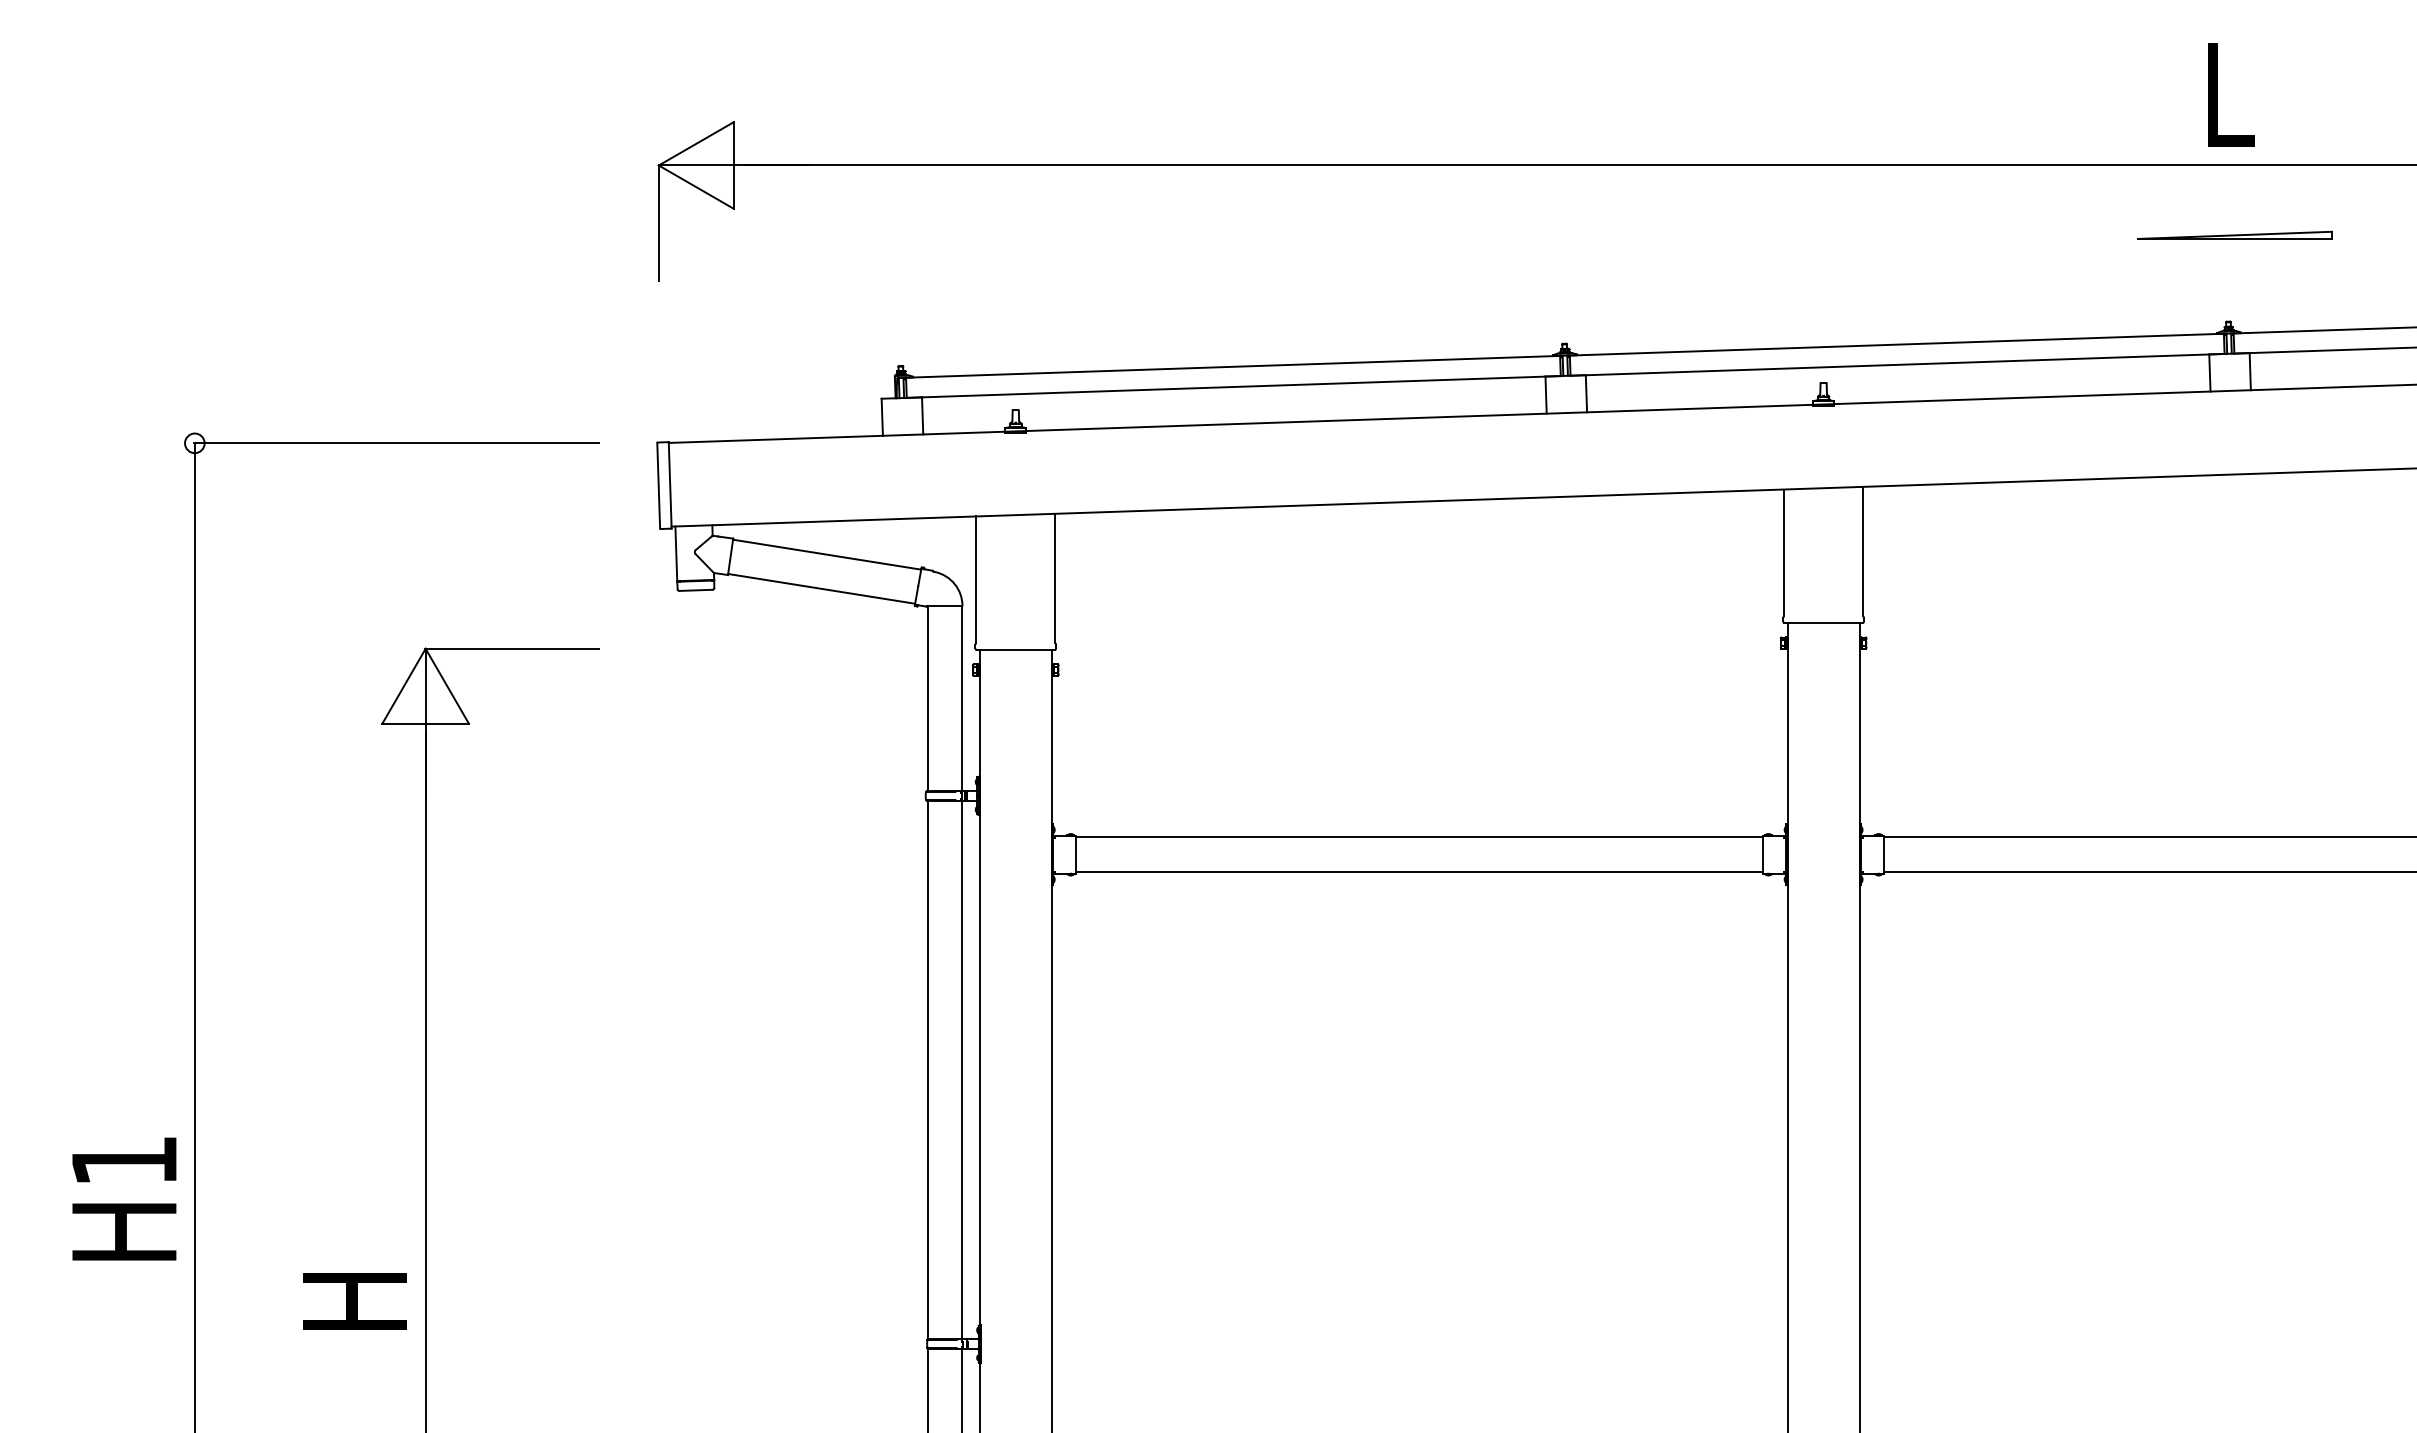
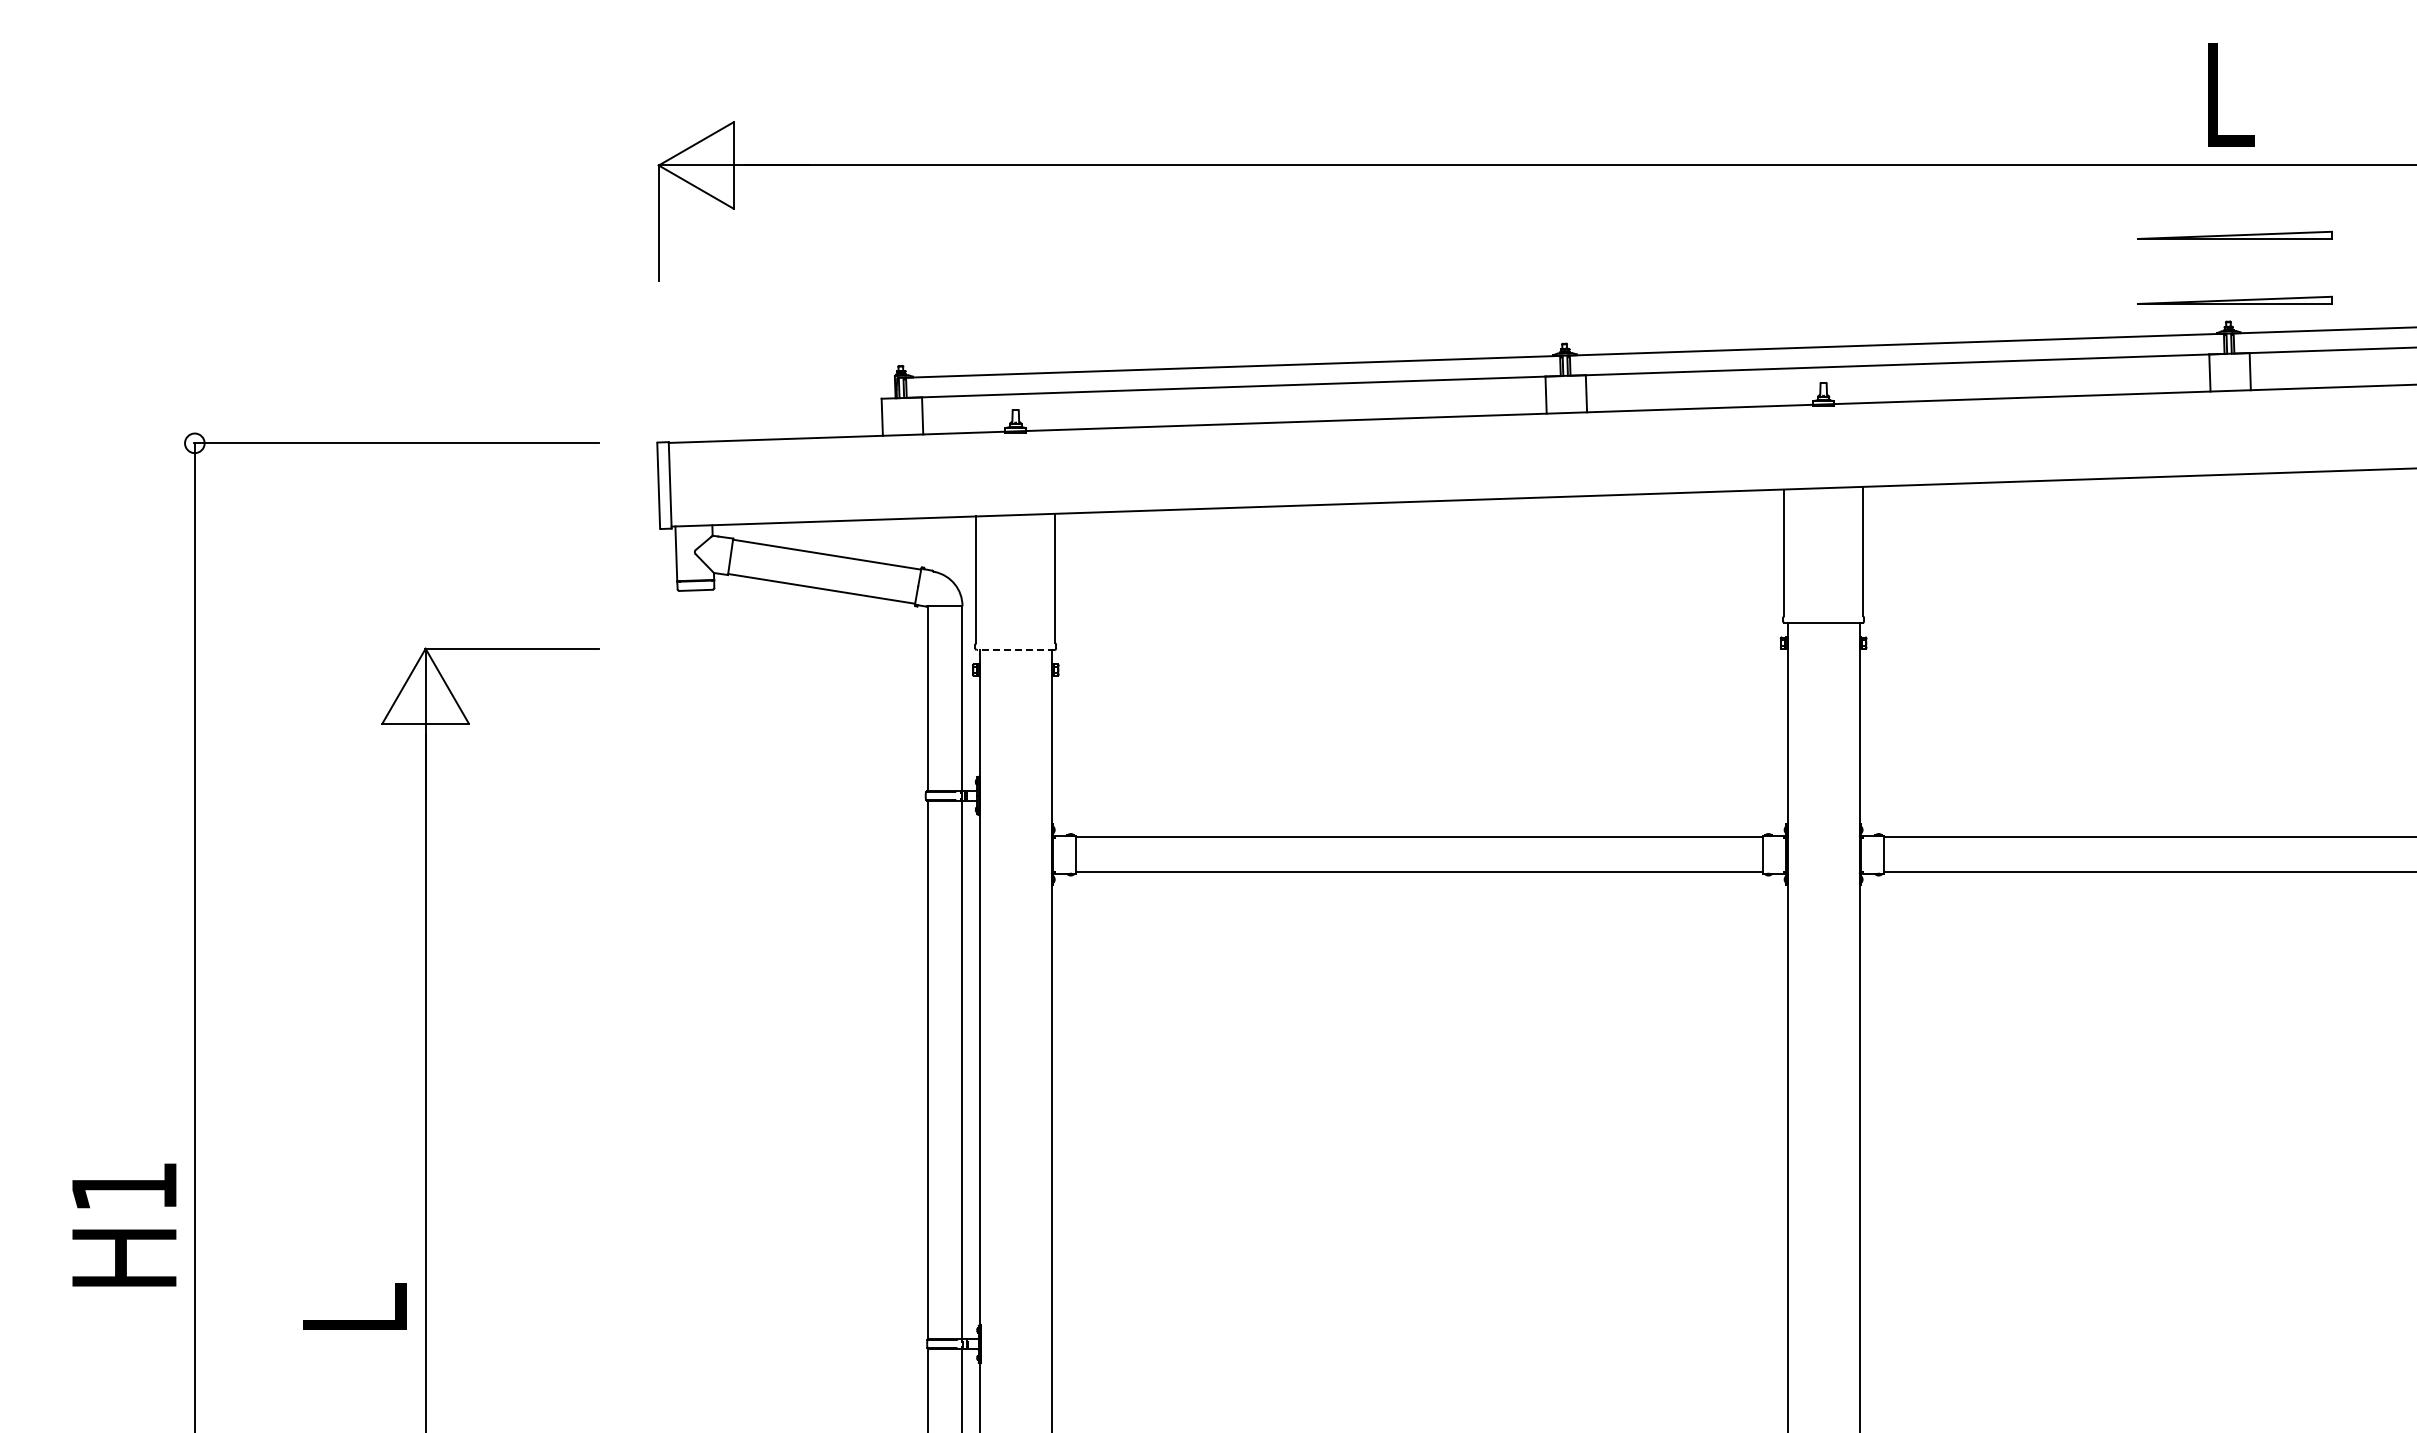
part: none -> present (2234, 299)
line: solid -> dashed (1015, 650)
text position: (124, 1198) -> (124, 1224) (124, 1224)
text: H -> L (354, 1296)
